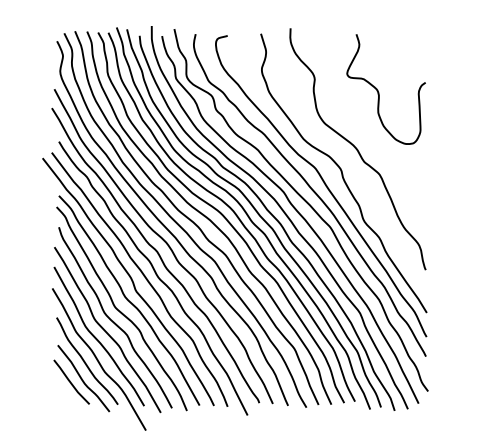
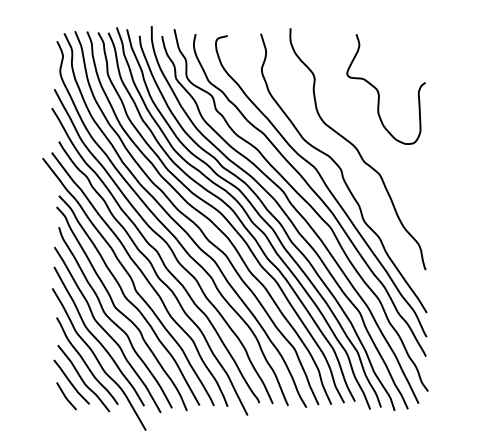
line: none -> present (66, 396)
